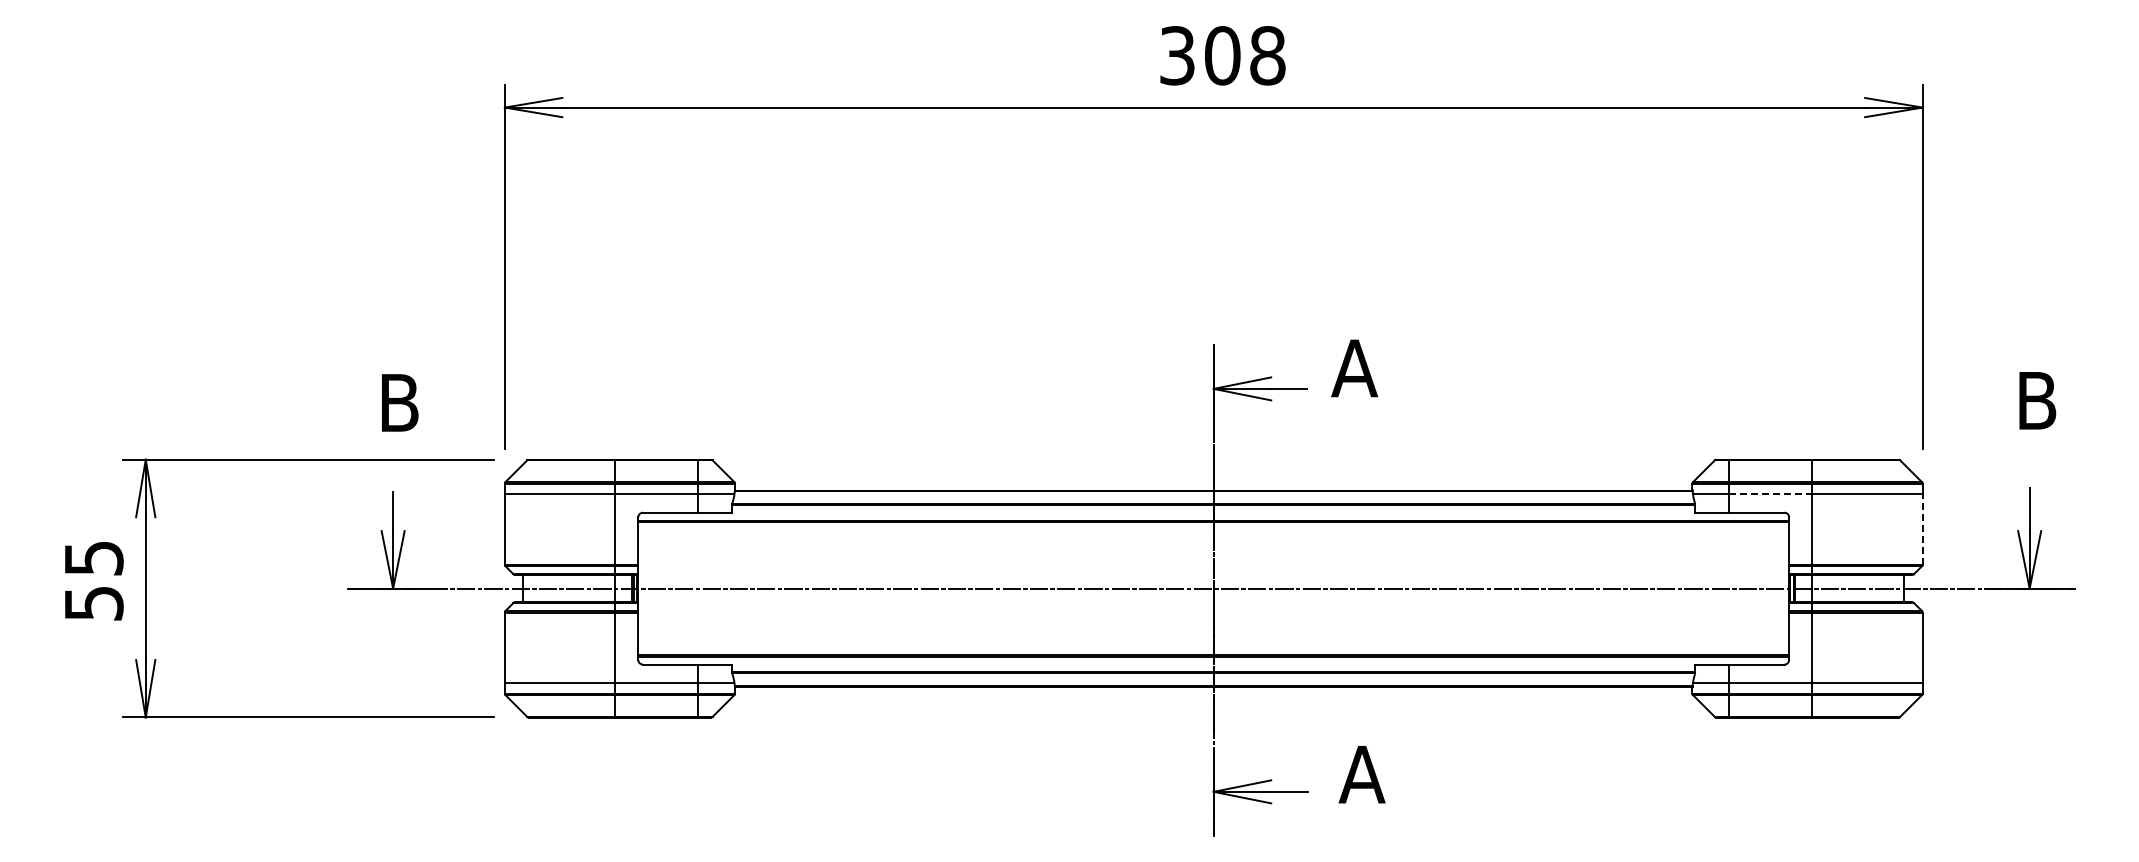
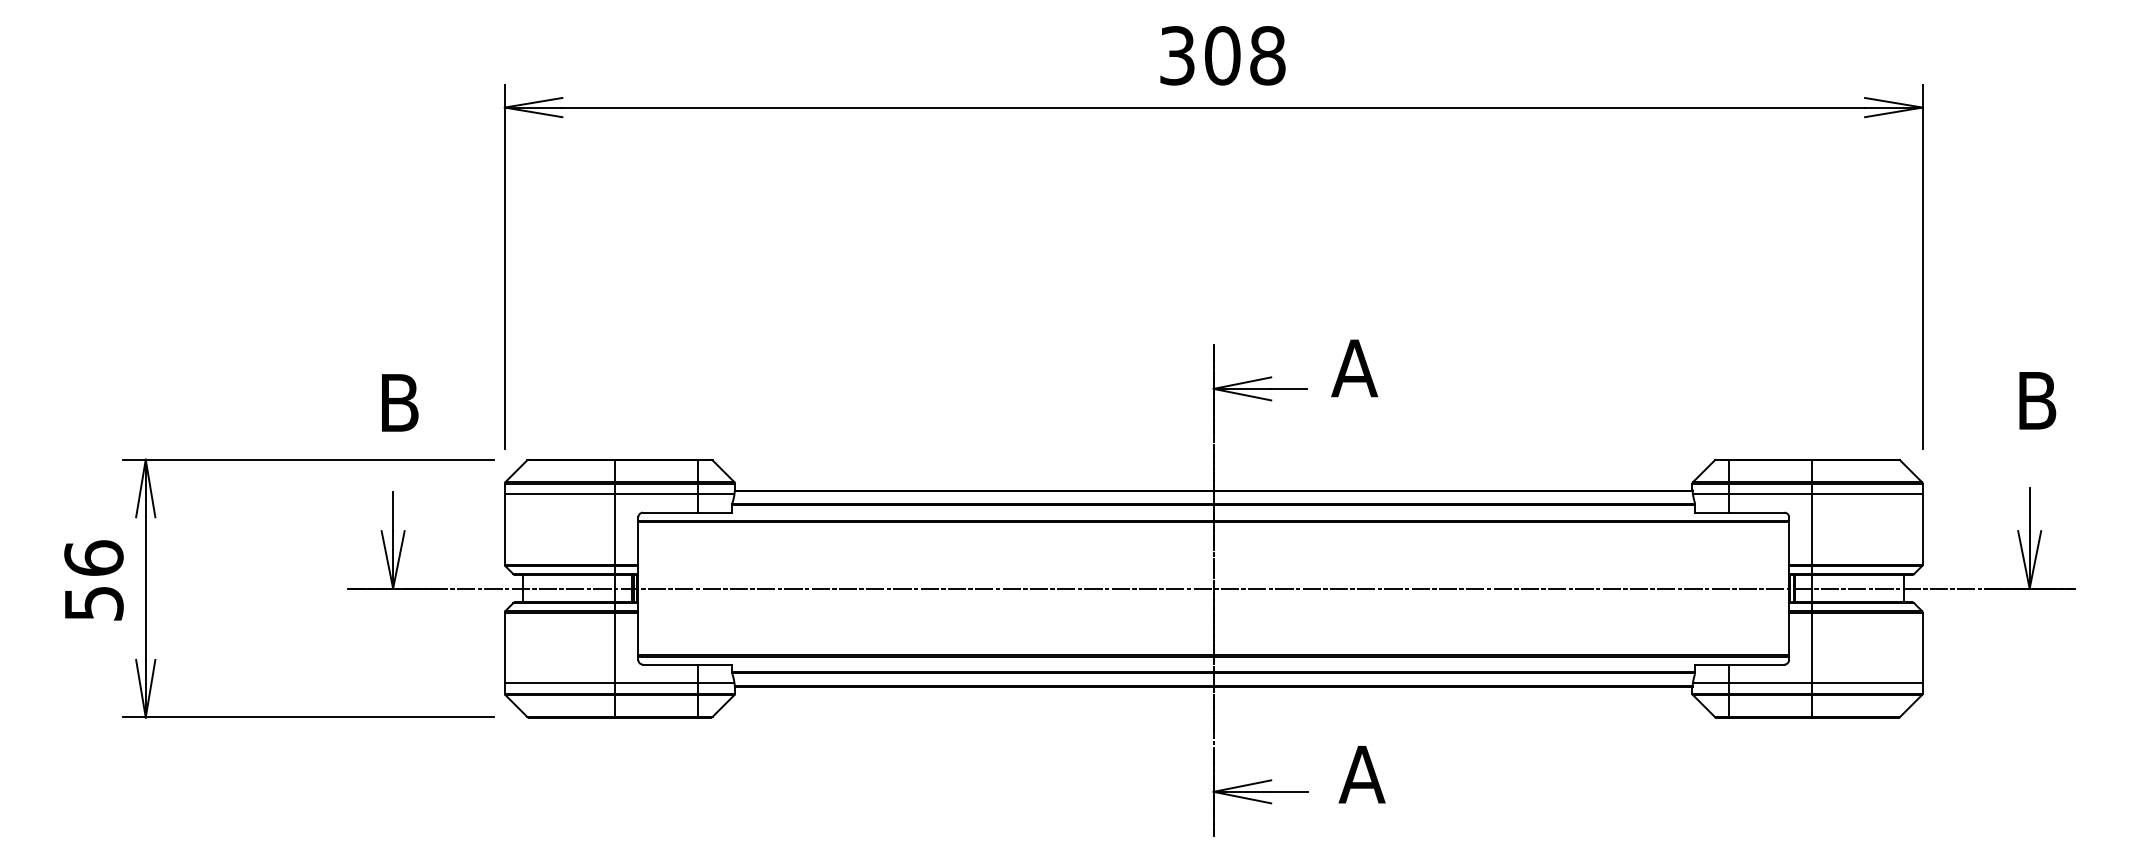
line: dashed -> solid (1771, 494)
line: dashed -> solid (1922, 528)
text: 55 -> 56 (93, 557)
